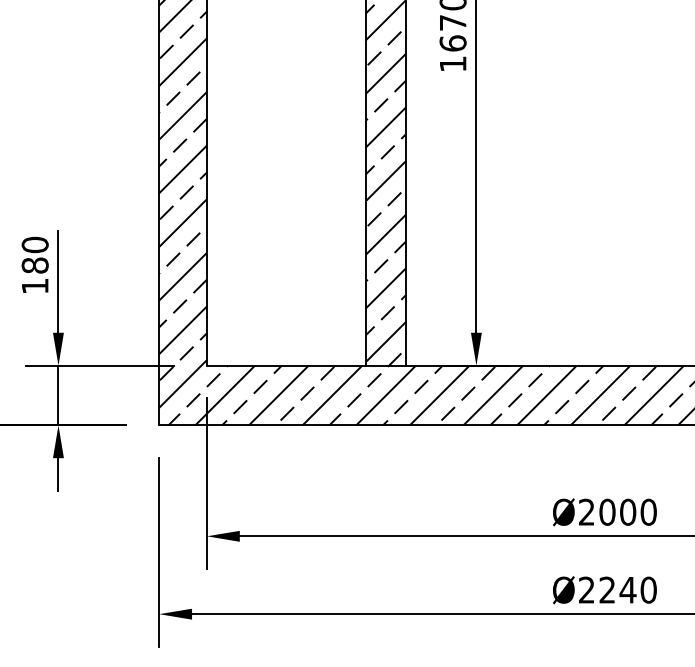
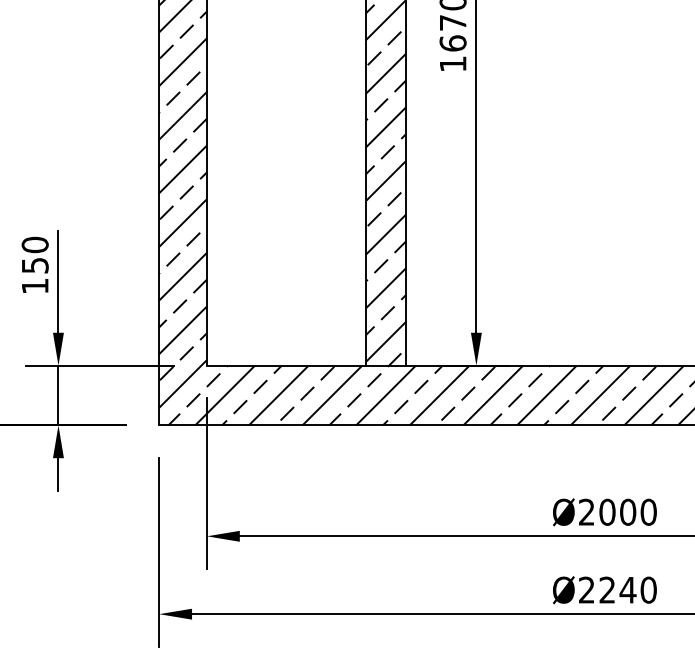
text: 180 -> 150 (34, 265)
